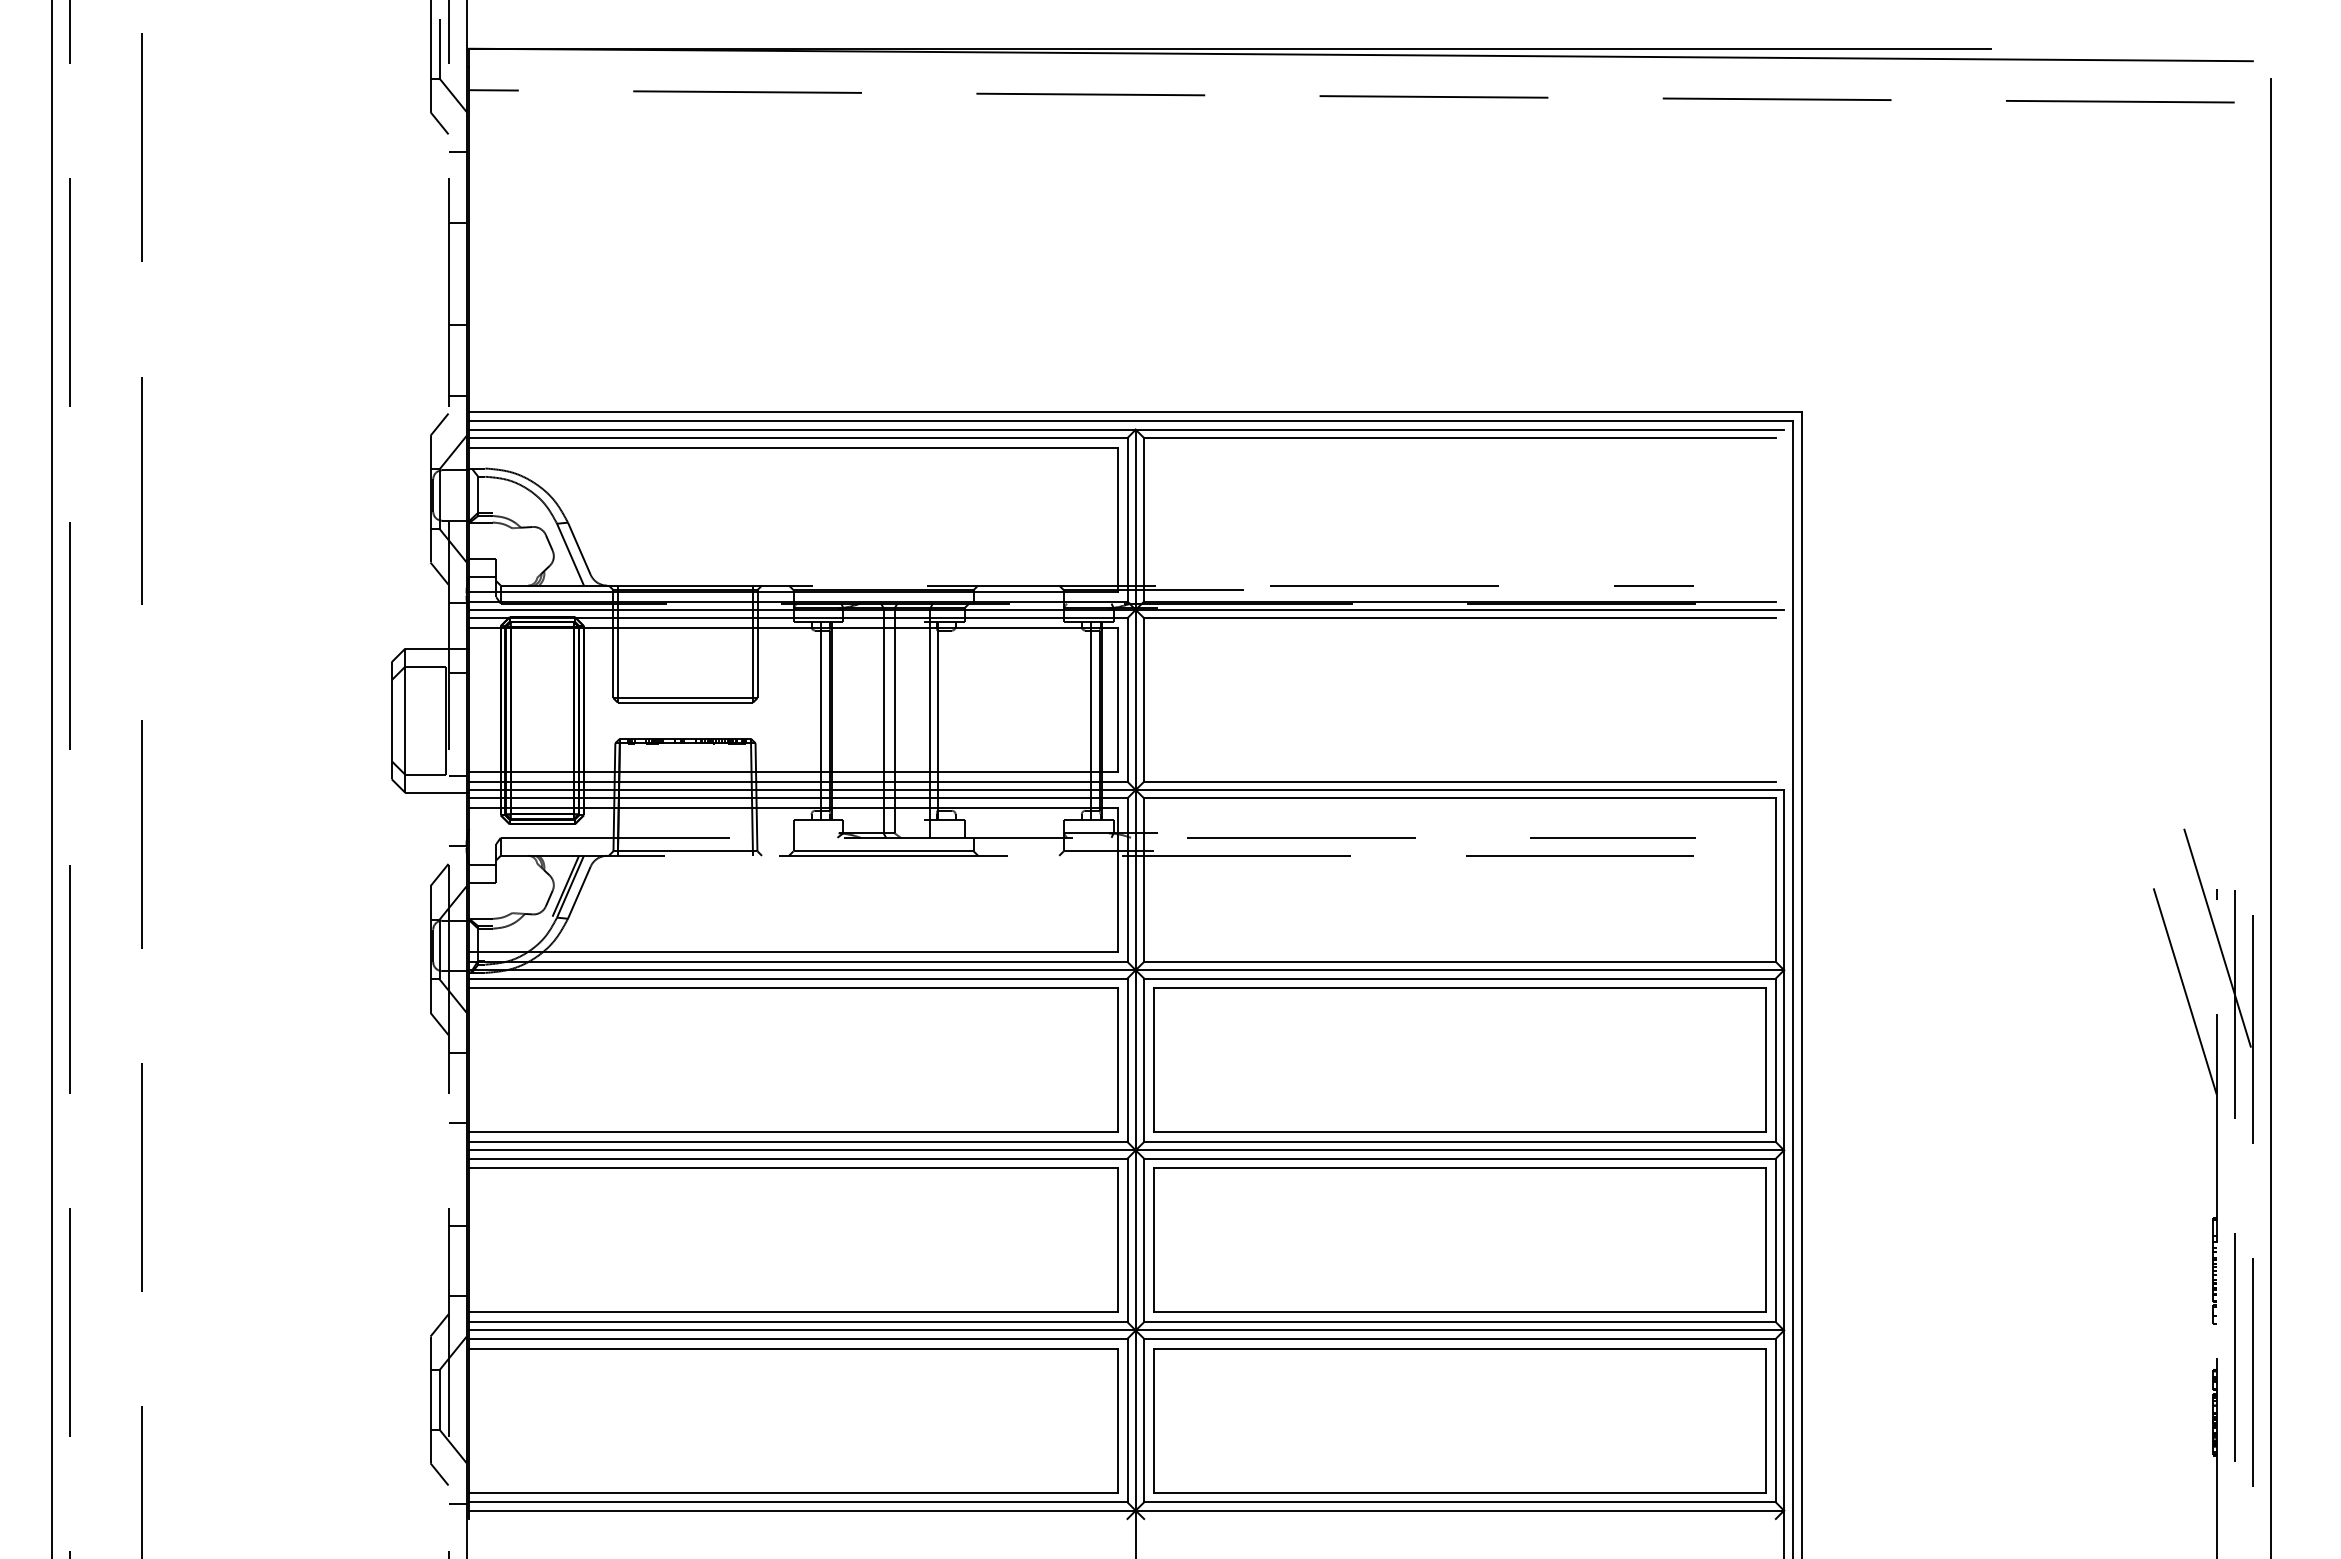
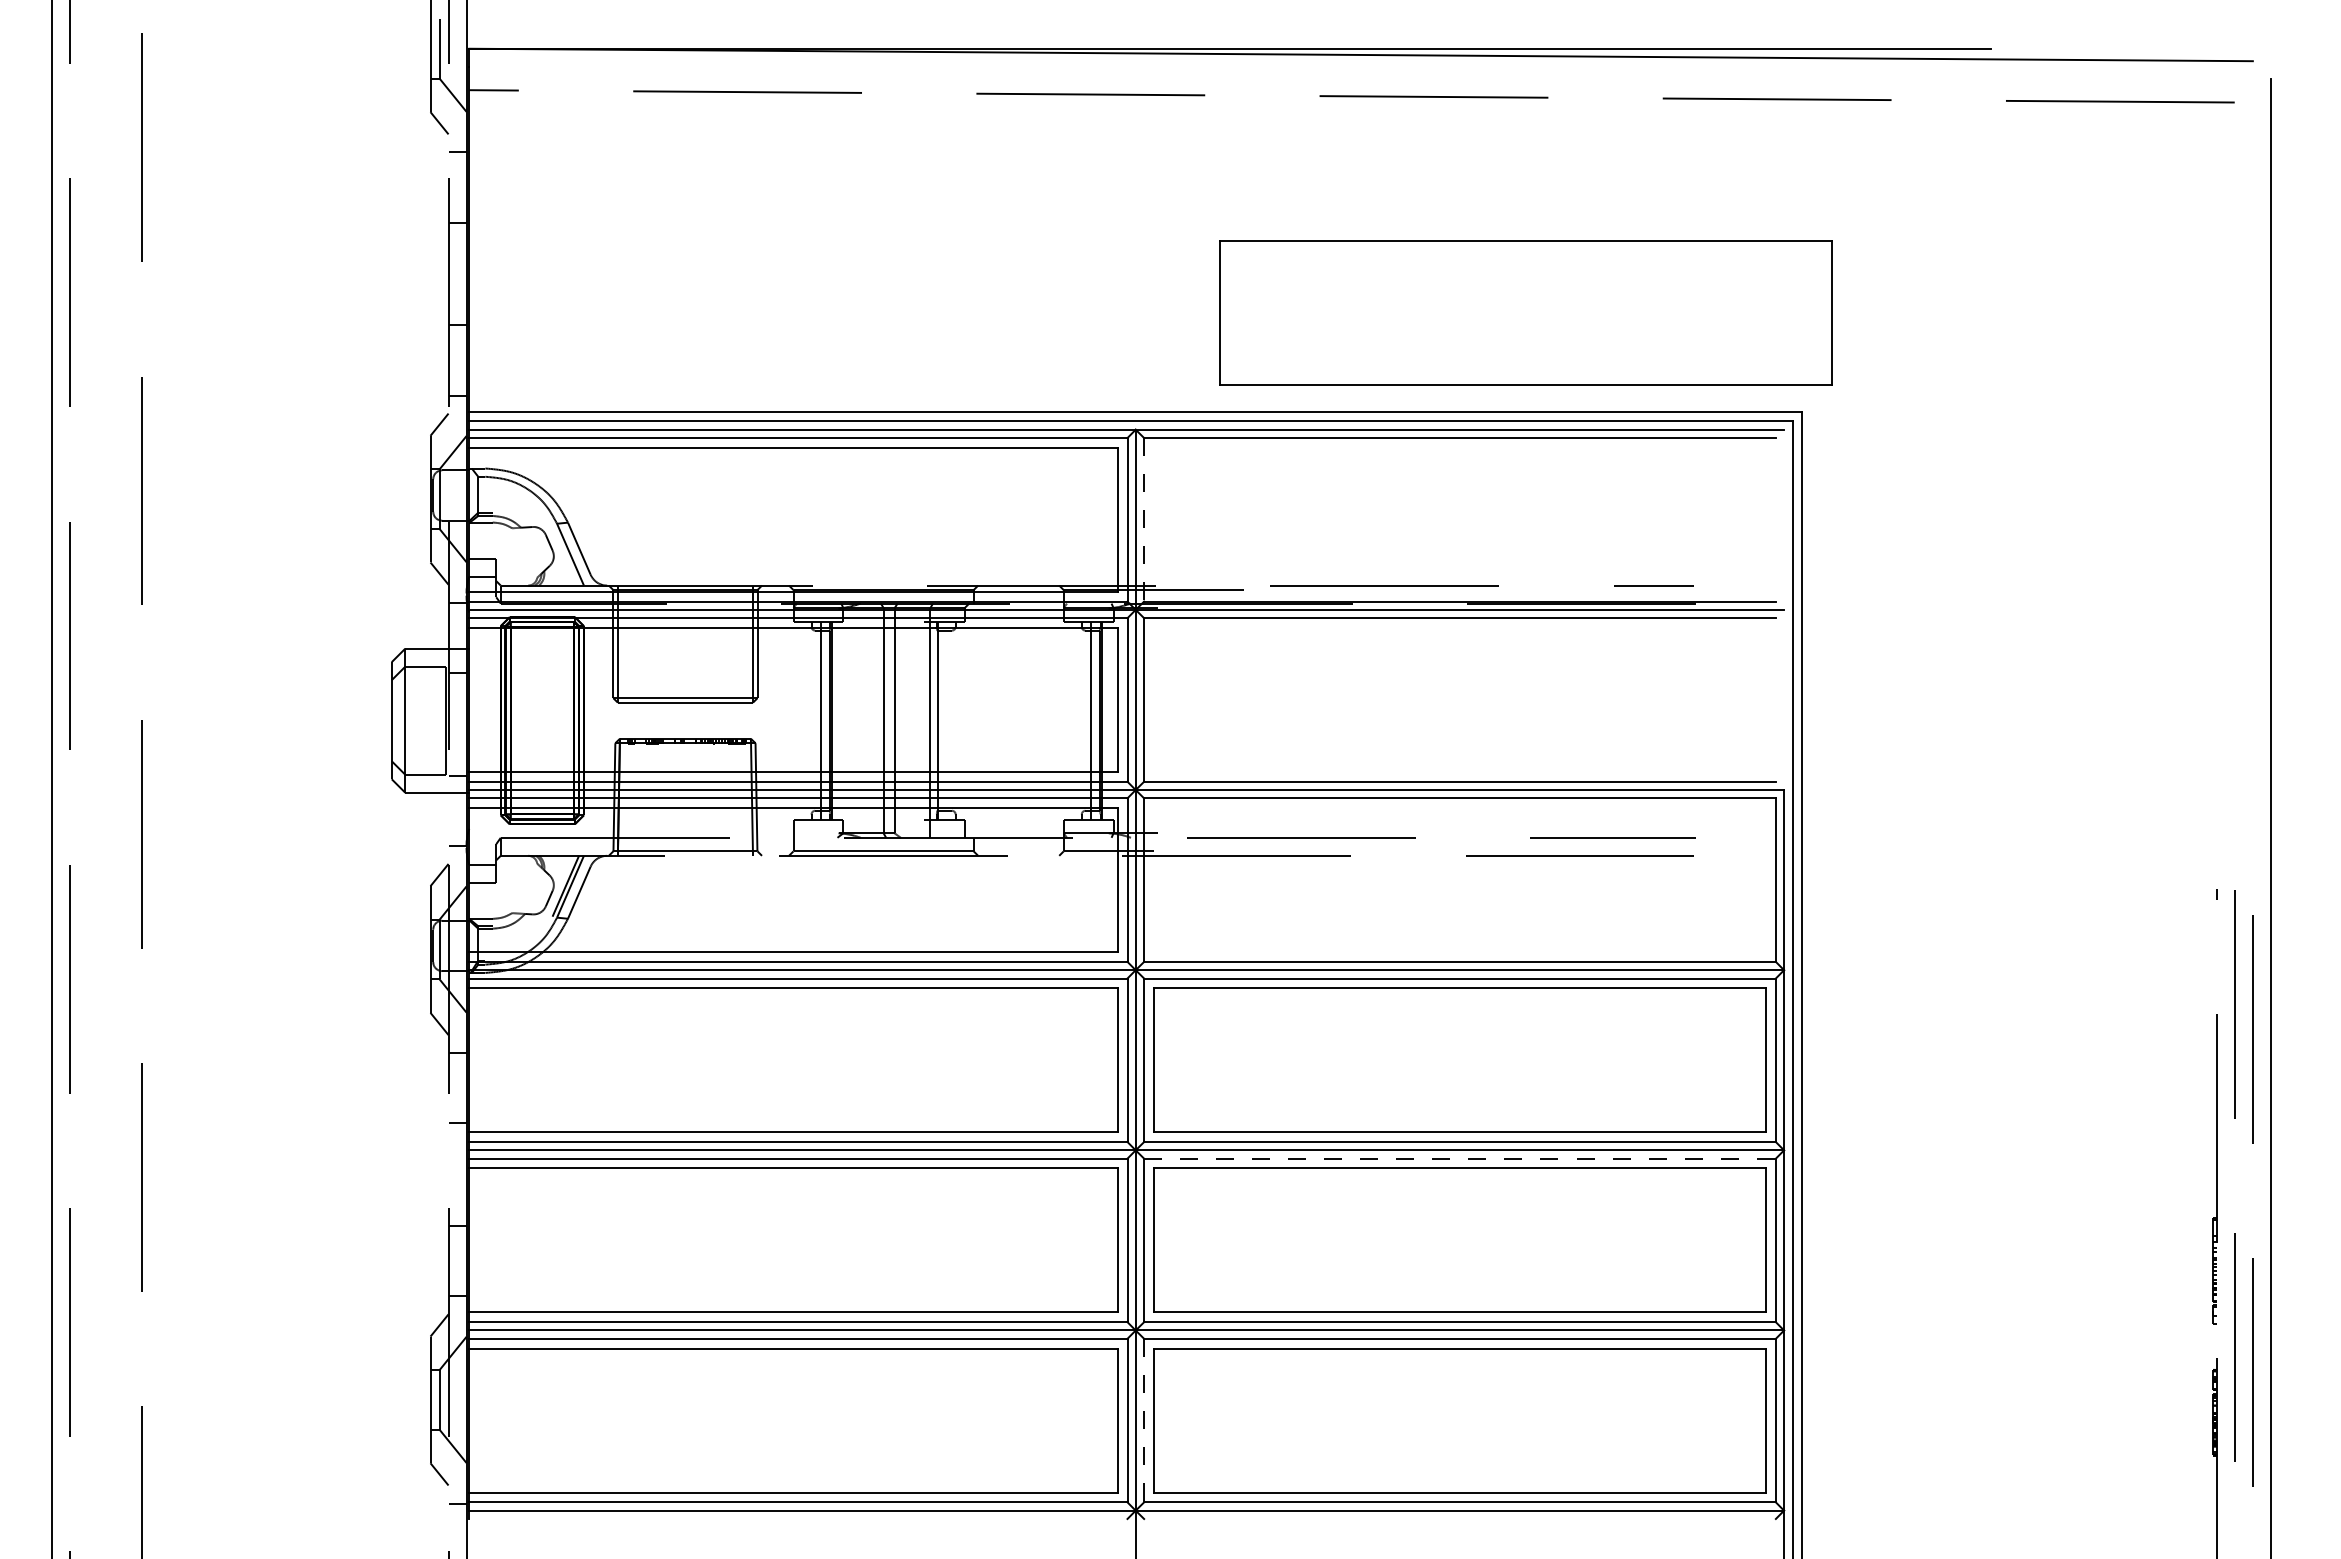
part: none -> present (1525, 312)
line: solid -> dashed (1144, 519)
line: present -> none (2218, 940)
line: present -> none (2184, 991)
line: solid -> dashed (1460, 1158)
line: solid -> dashed (1144, 1420)
